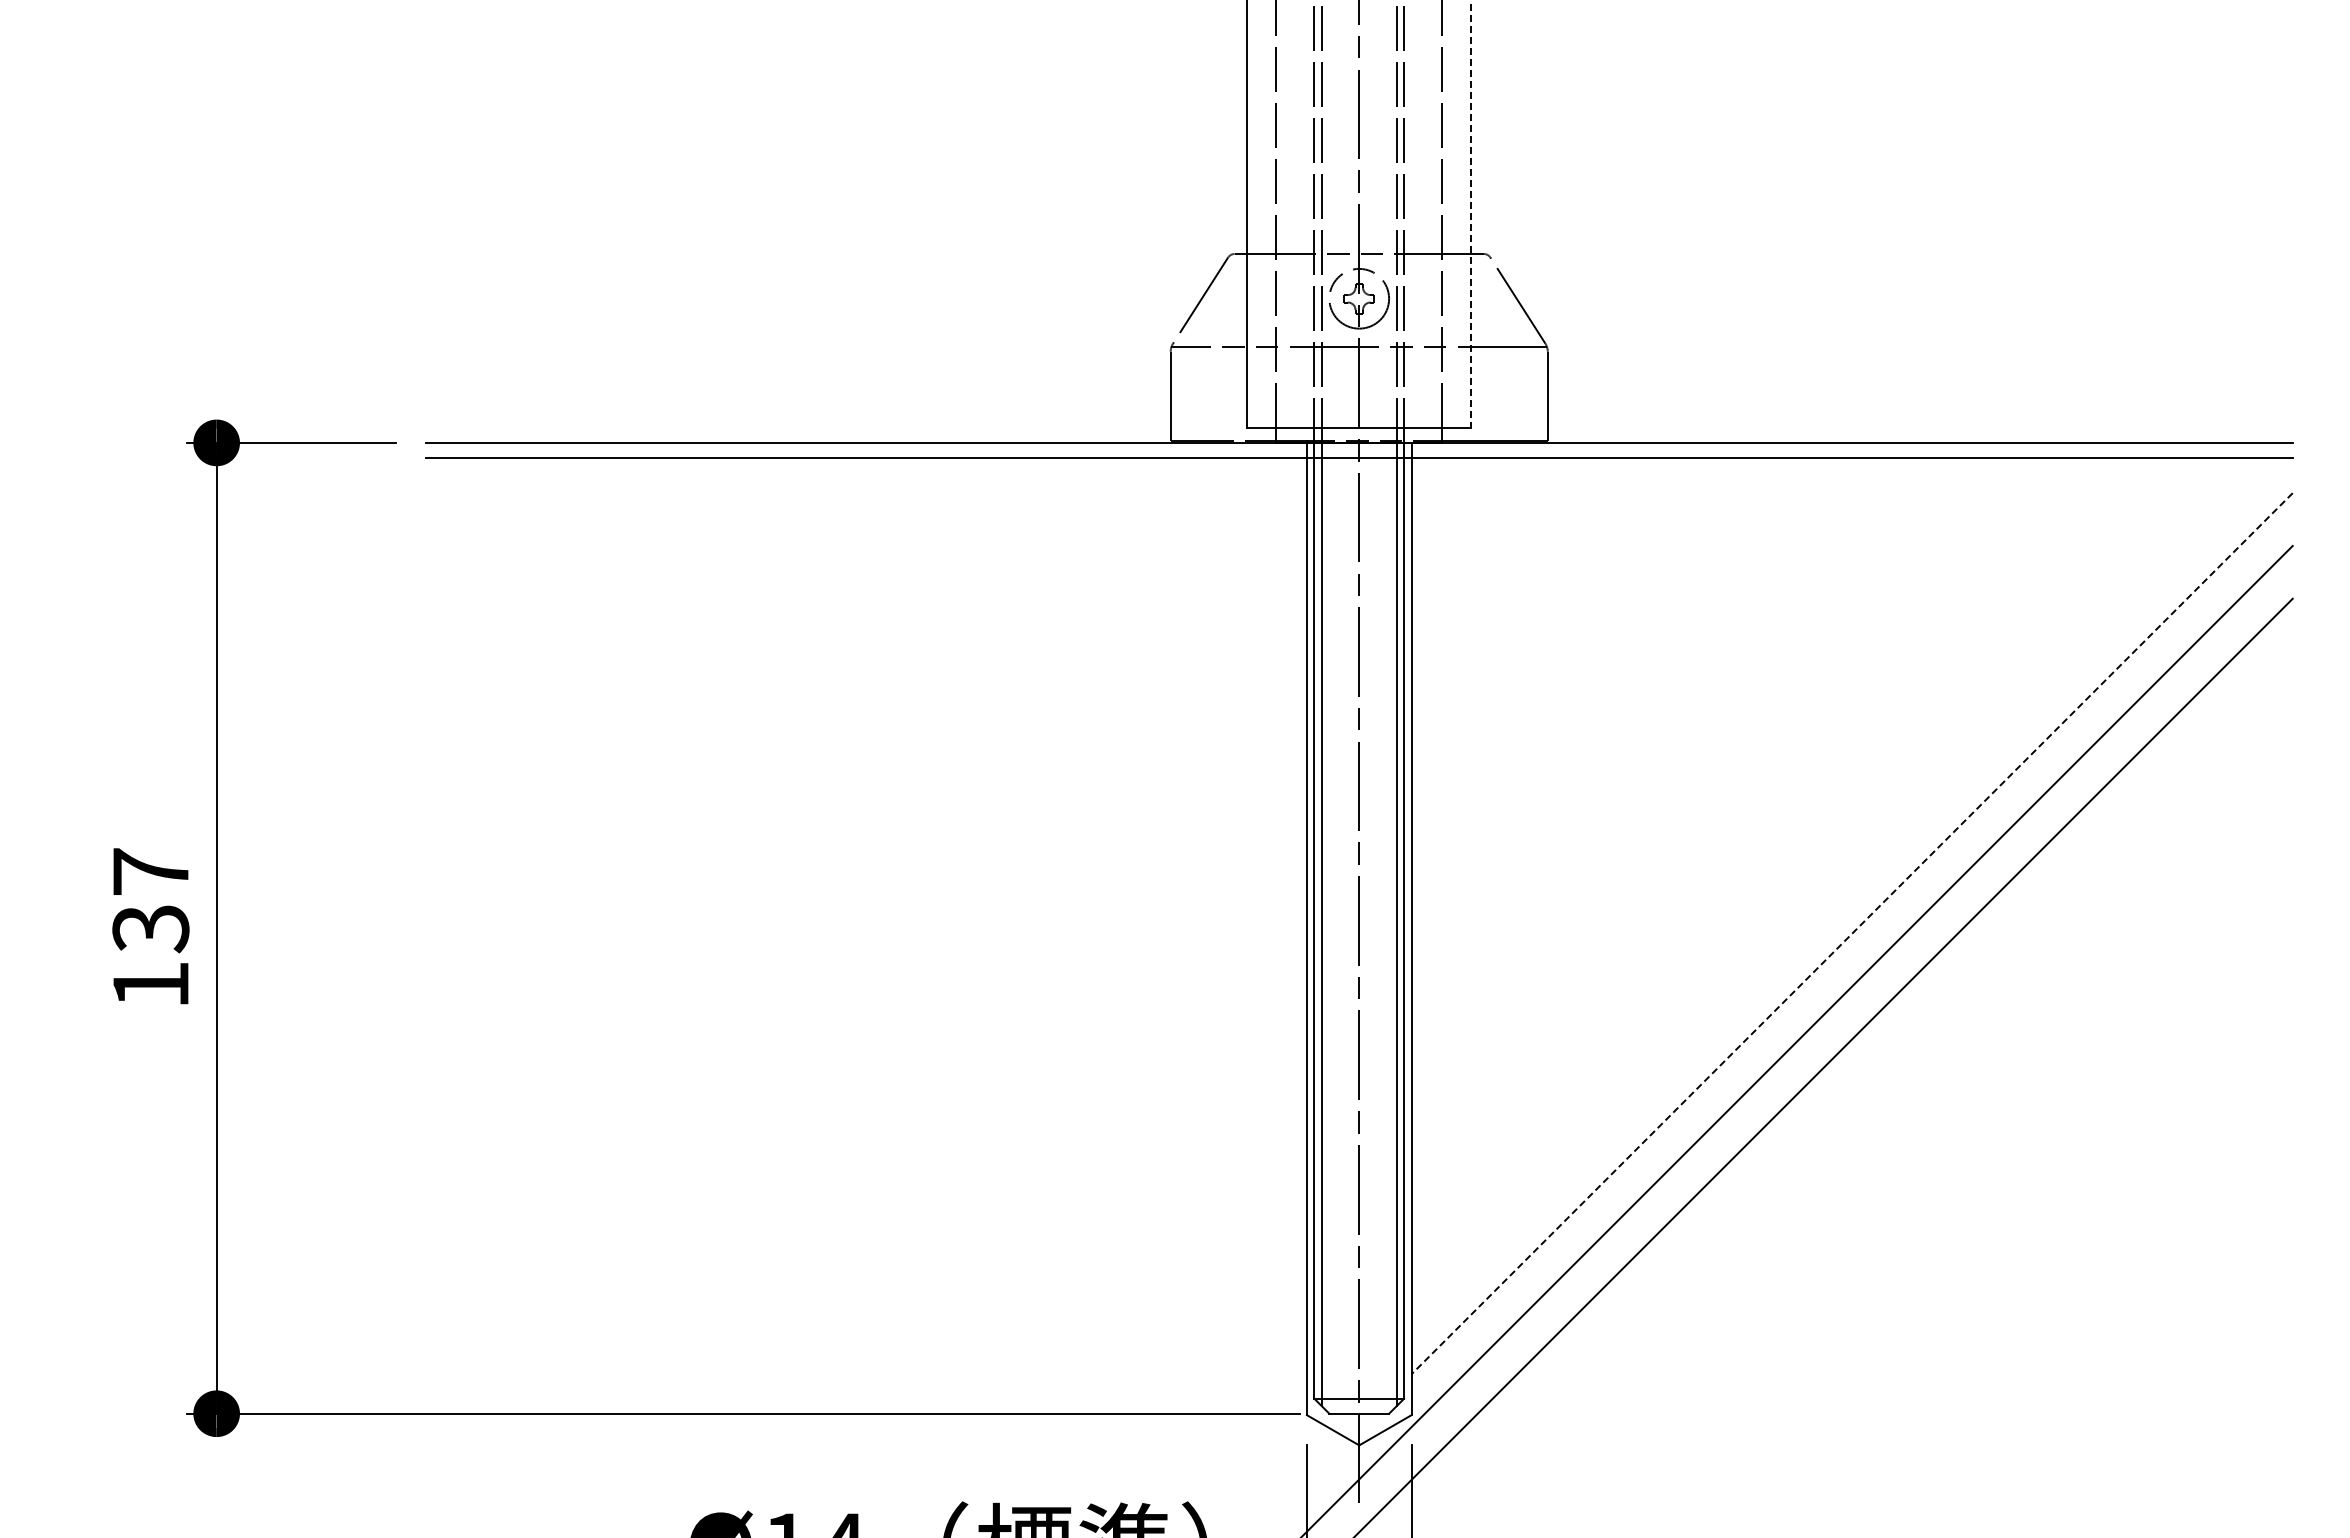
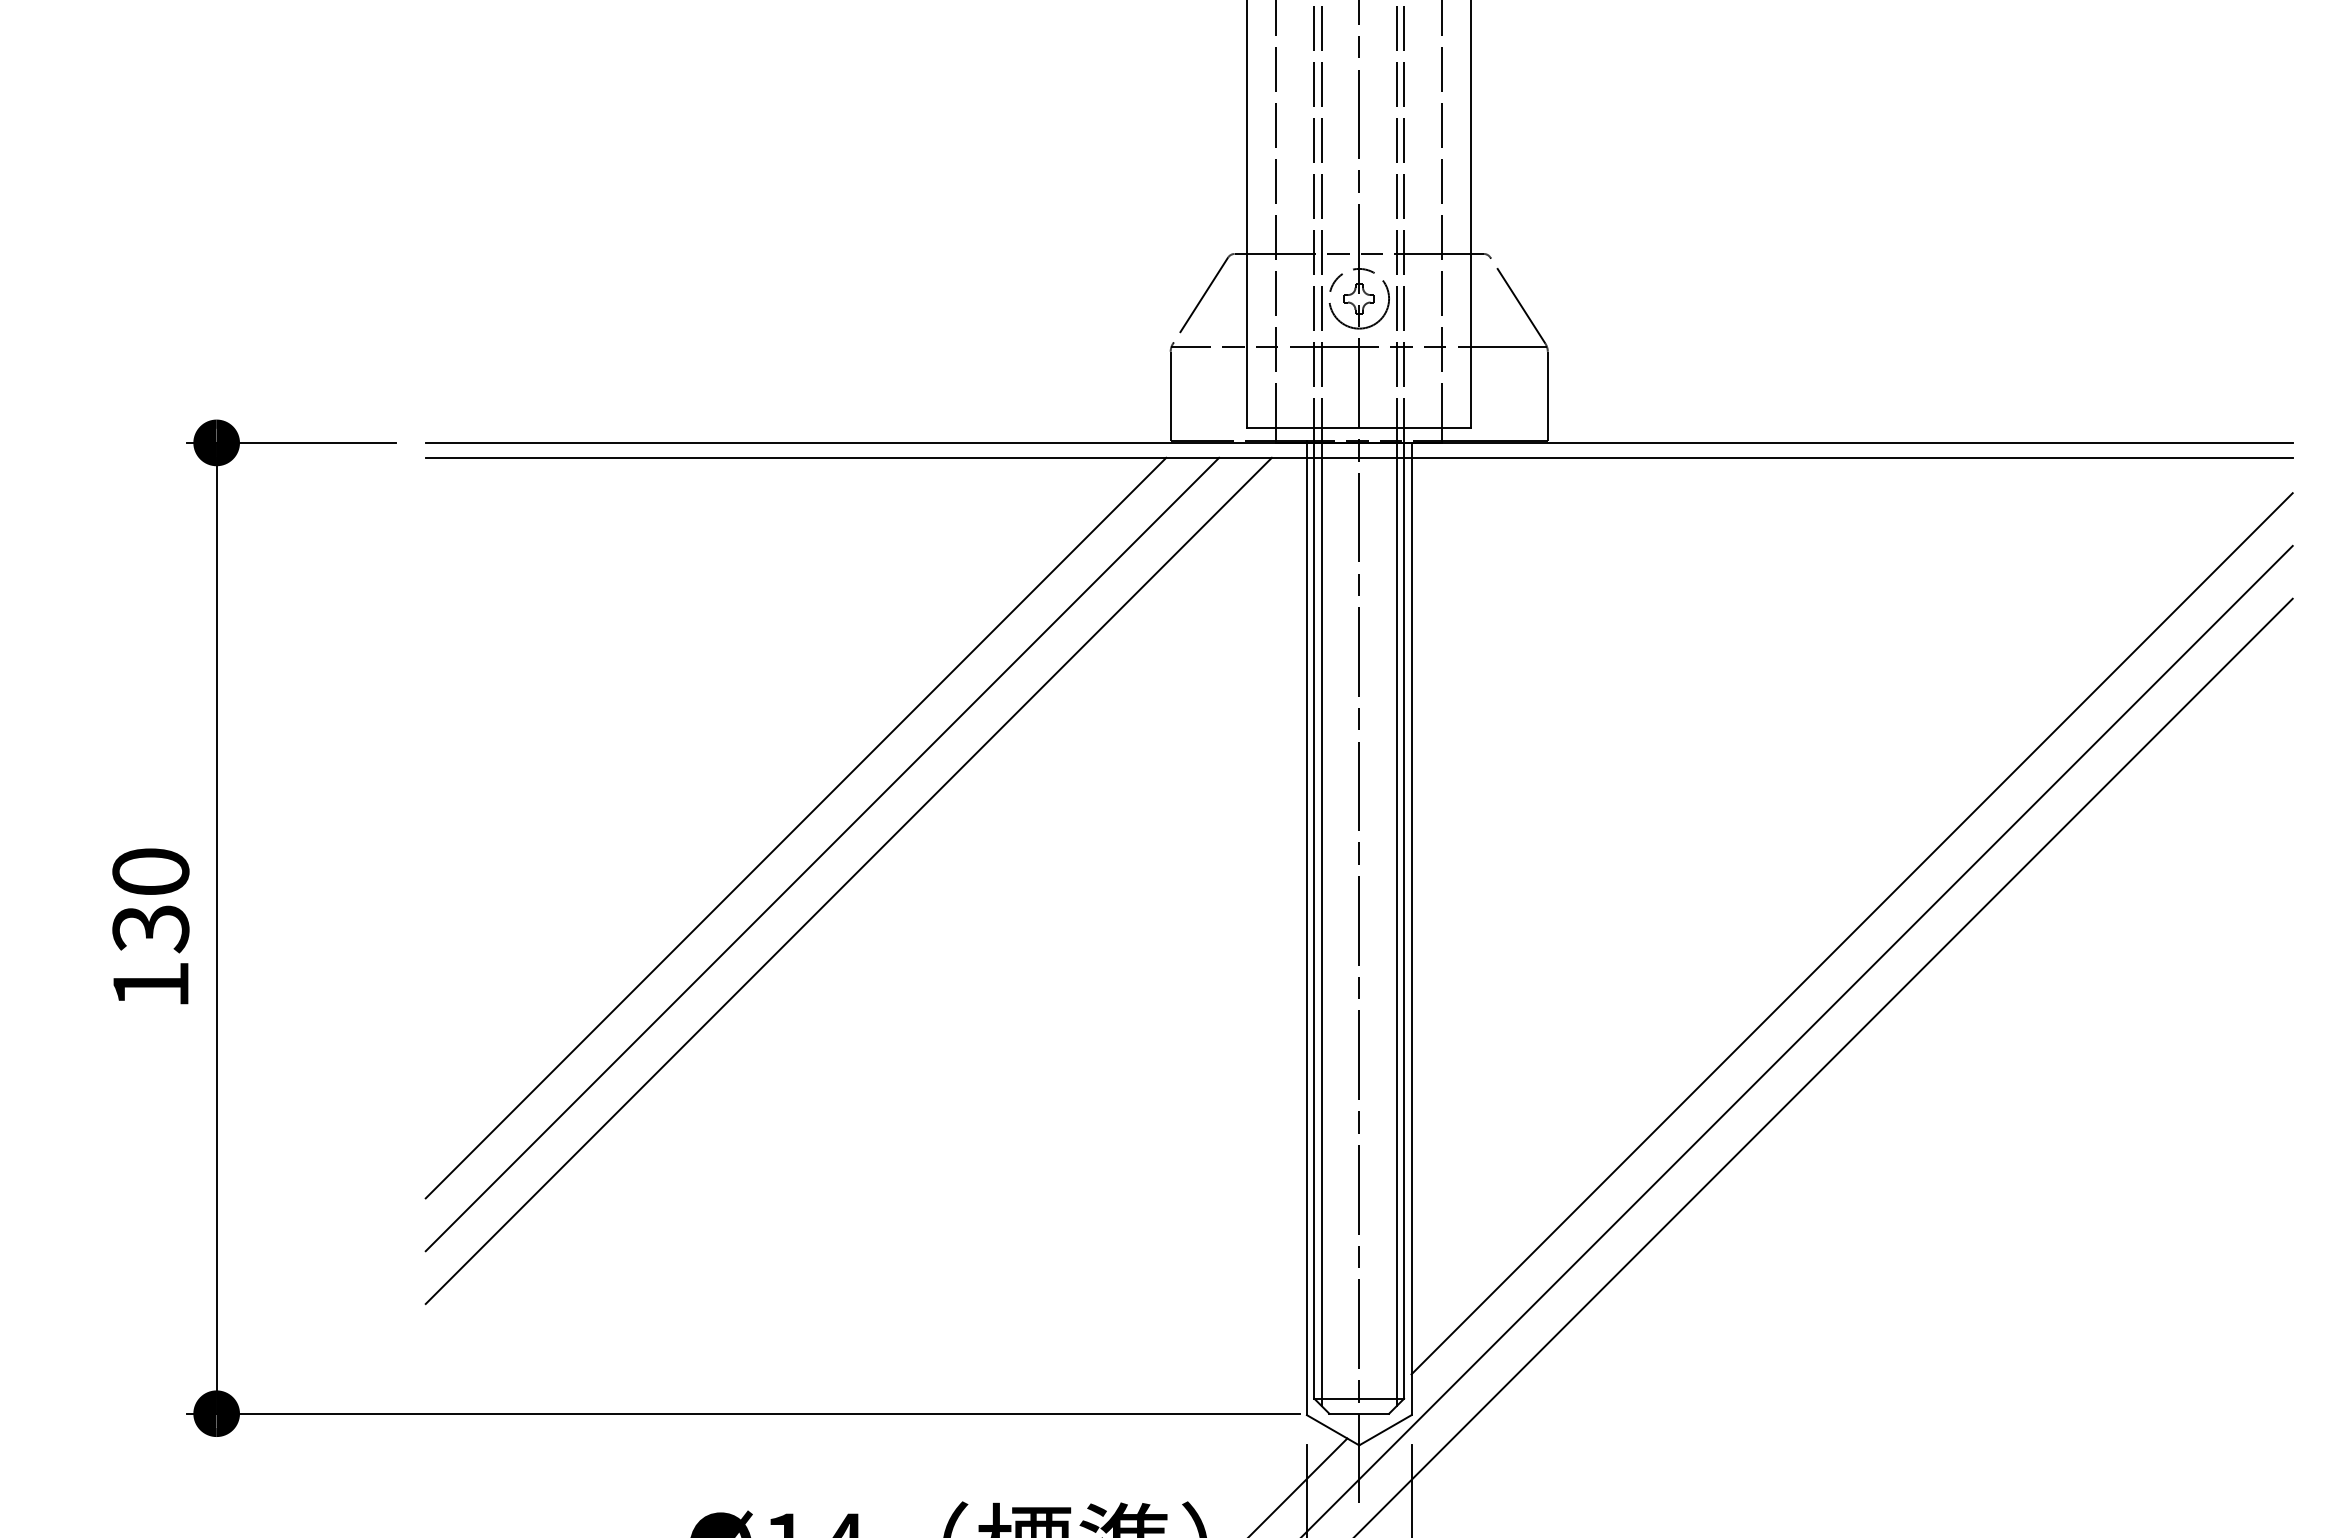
line: dashed -> solid (1471, 214)
line: none -> present (795, 827)
line: none -> present (822, 854)
text: 137 -> 130 (150, 871)
line: none -> present (848, 880)
line: dashed -> solid (1851, 934)
line: none -> present (1299, 1486)
